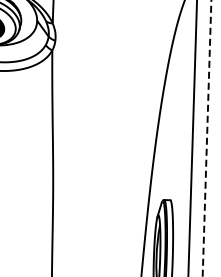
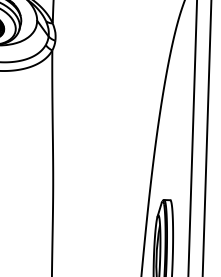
line: dashed -> solid (207, 138)
